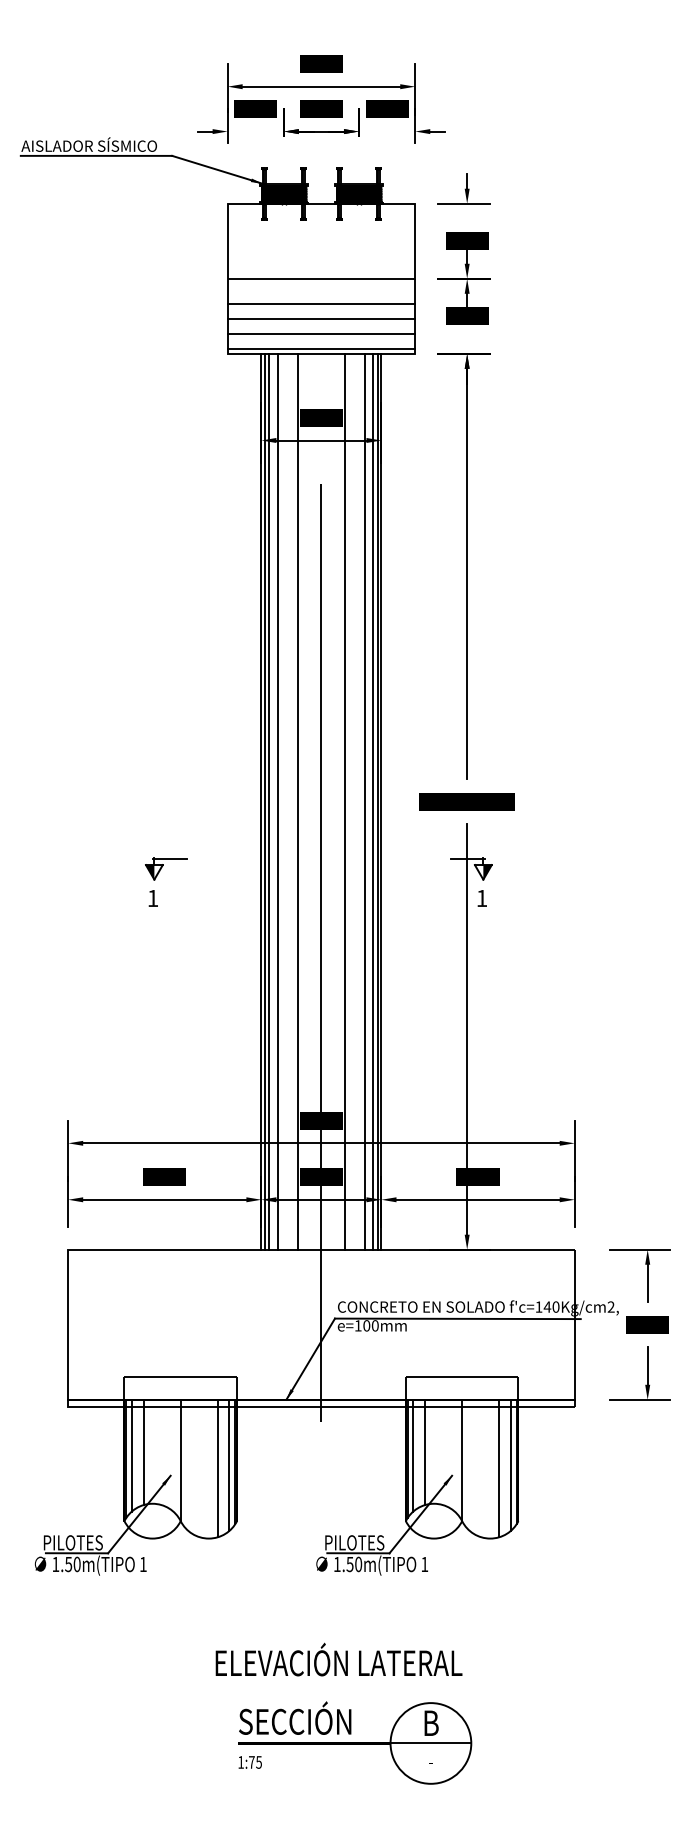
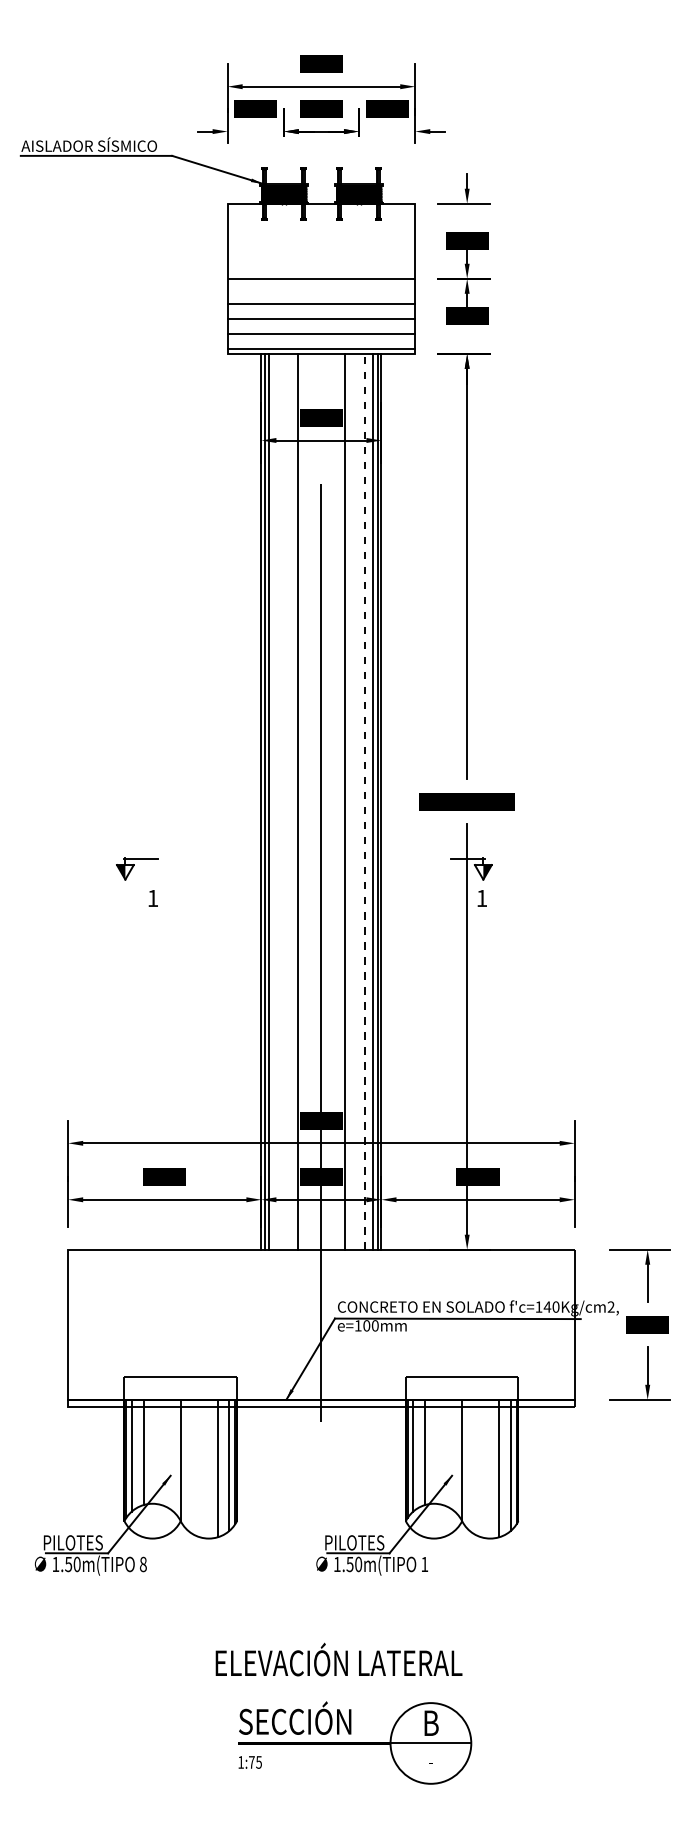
line: present -> none (277, 801)
line: solid -> dashed (364, 801)
part position: (166, 868) -> (137, 868) (137, 868)
text: 1 -> 8 (142, 1564)
